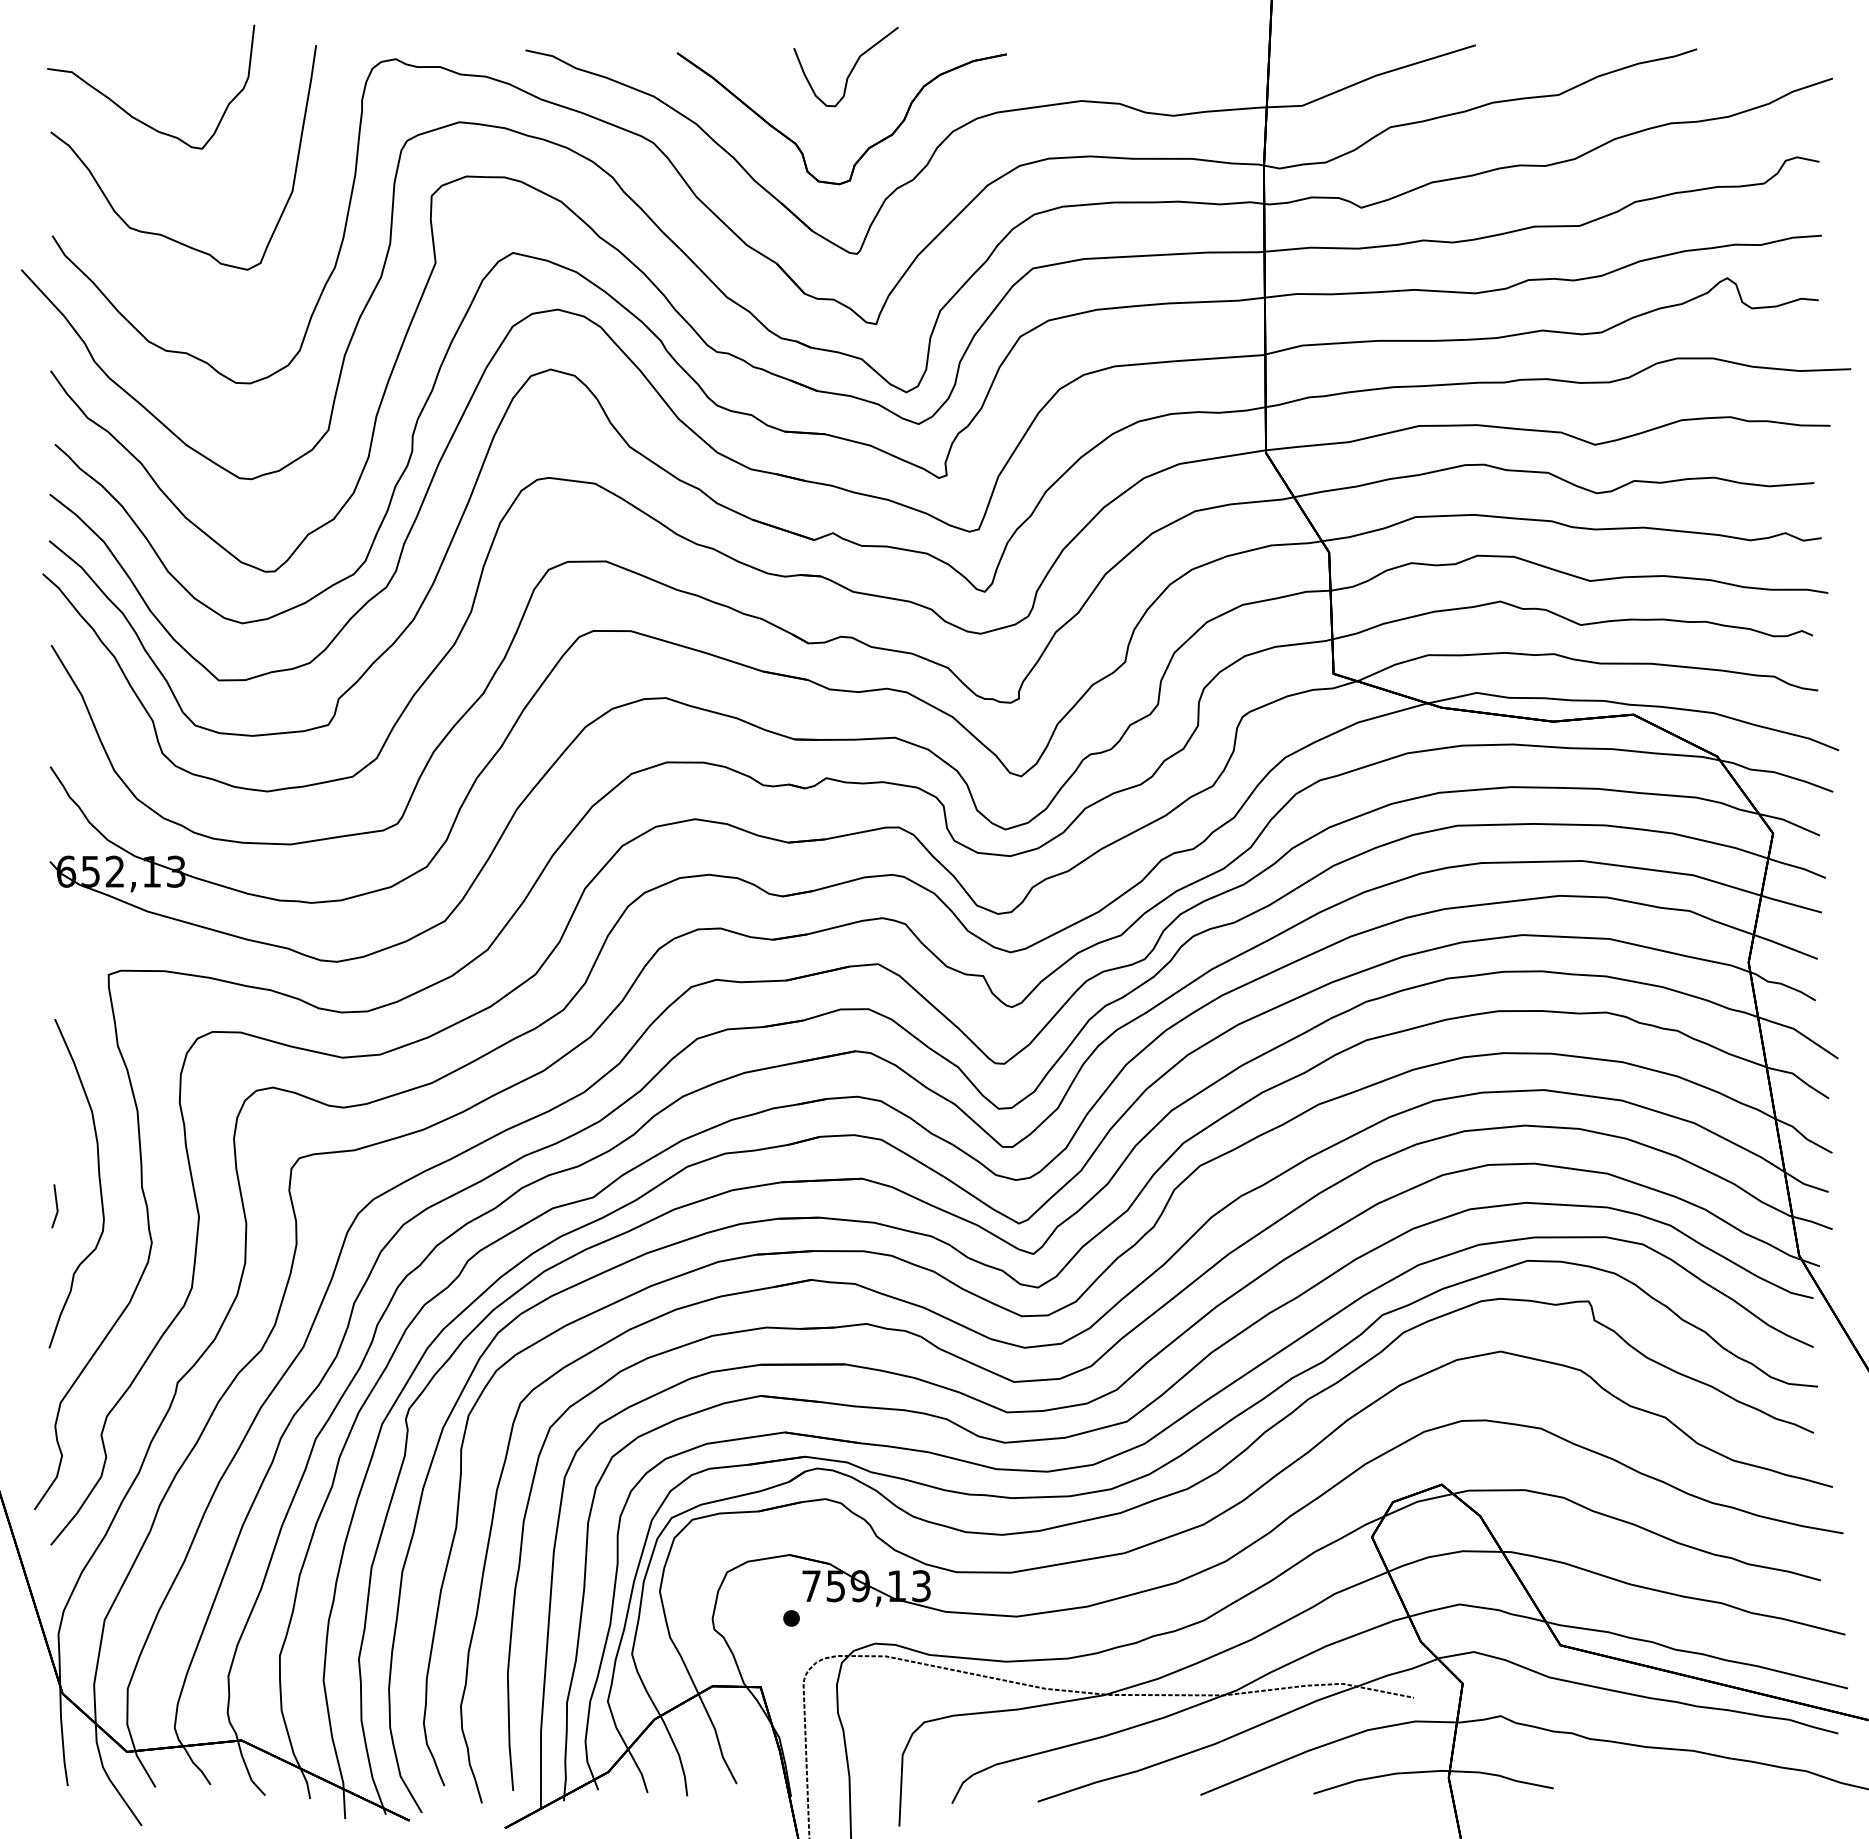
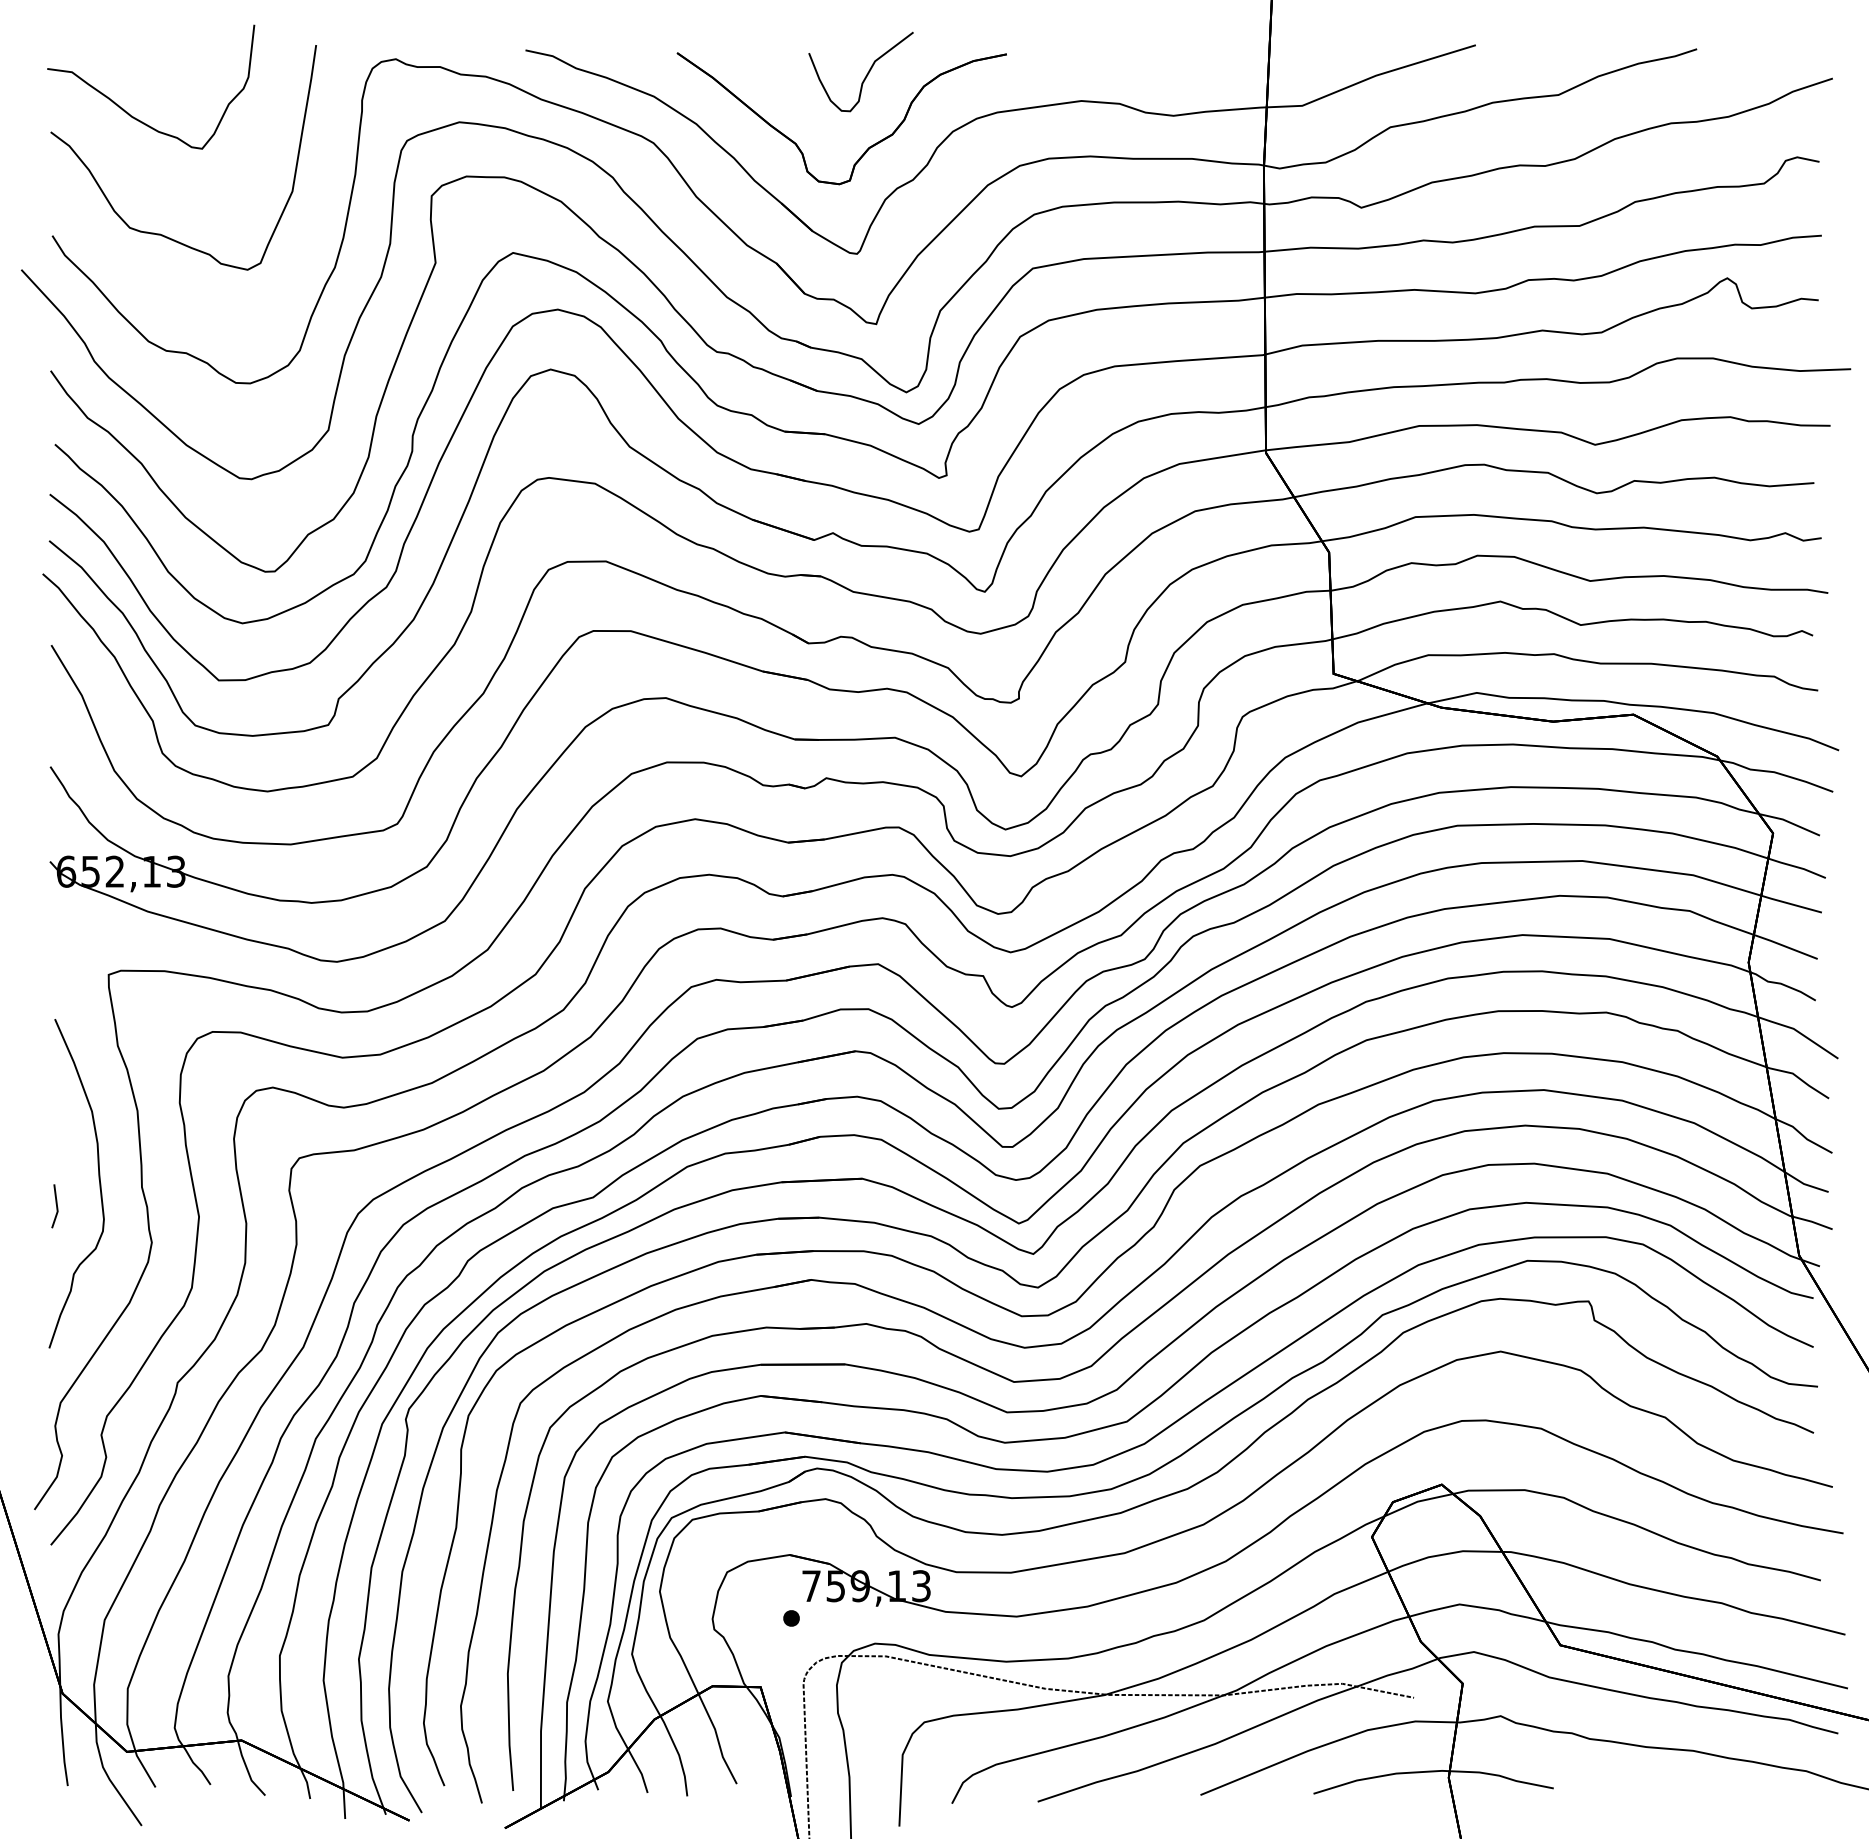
curve position: (851, 69) -> (866, 74) (866, 74)
